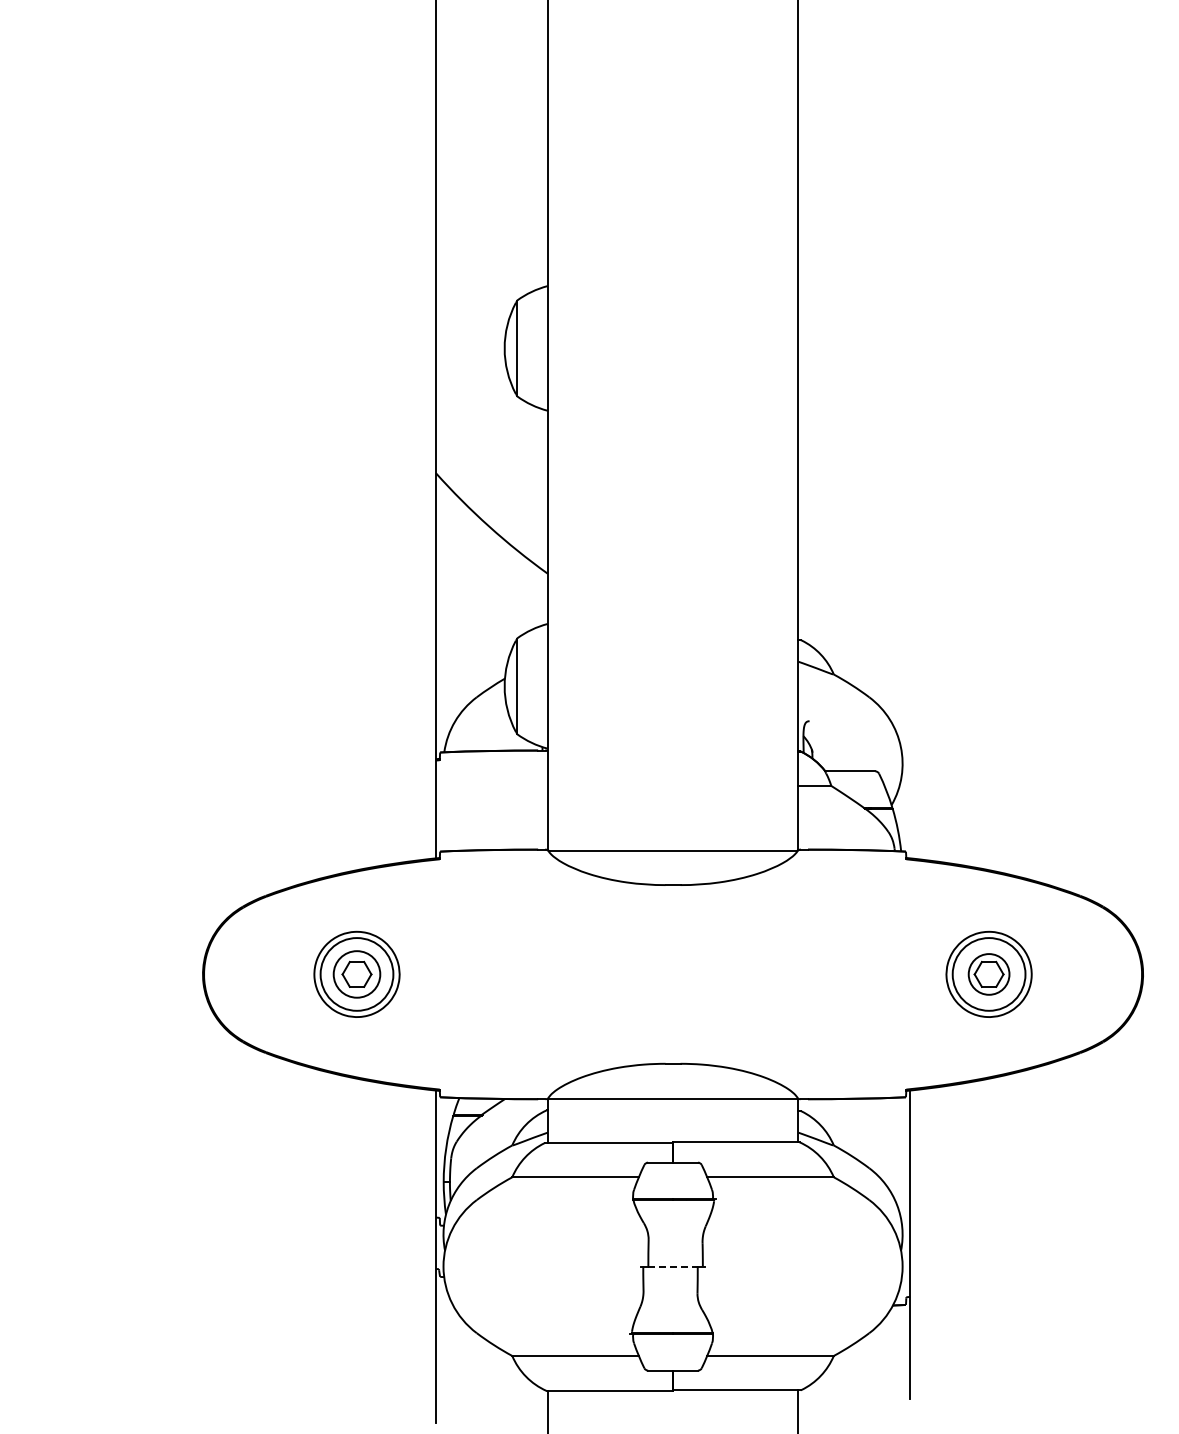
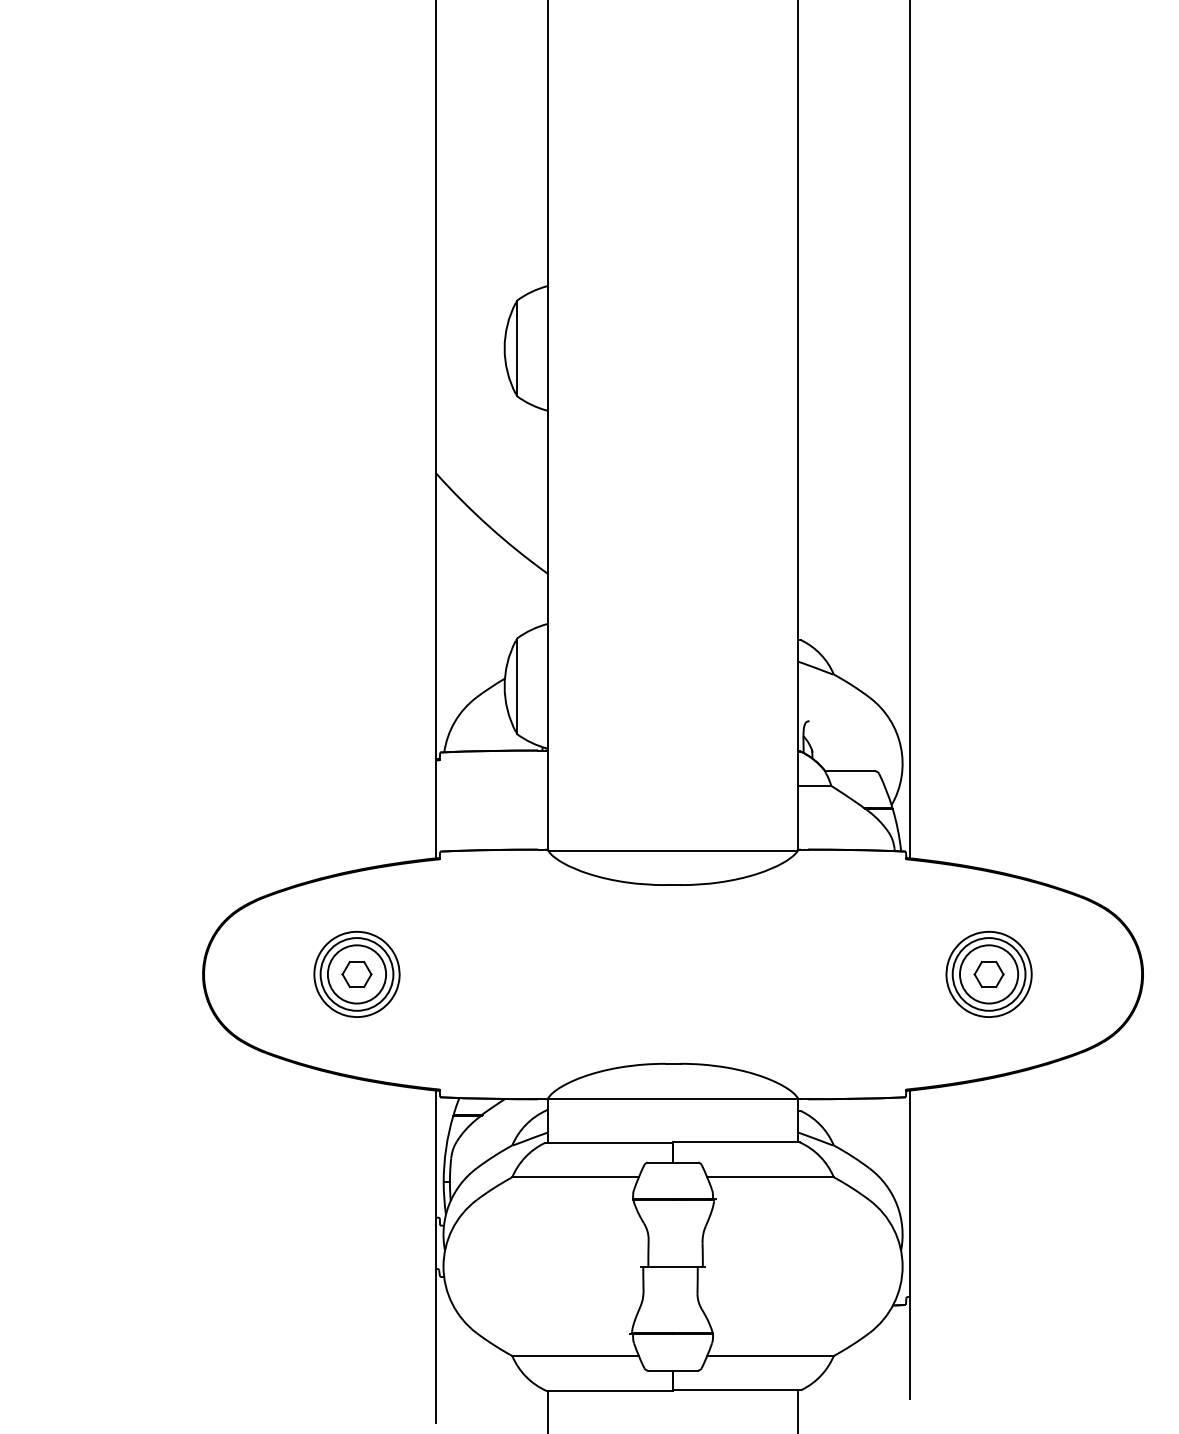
line: none -> present (910, 430)
circle diameter: 47 px -> 58 px (356, 974)
circle diameter: 41 px -> 58 px (989, 974)
line: dashed -> solid (673, 1266)
